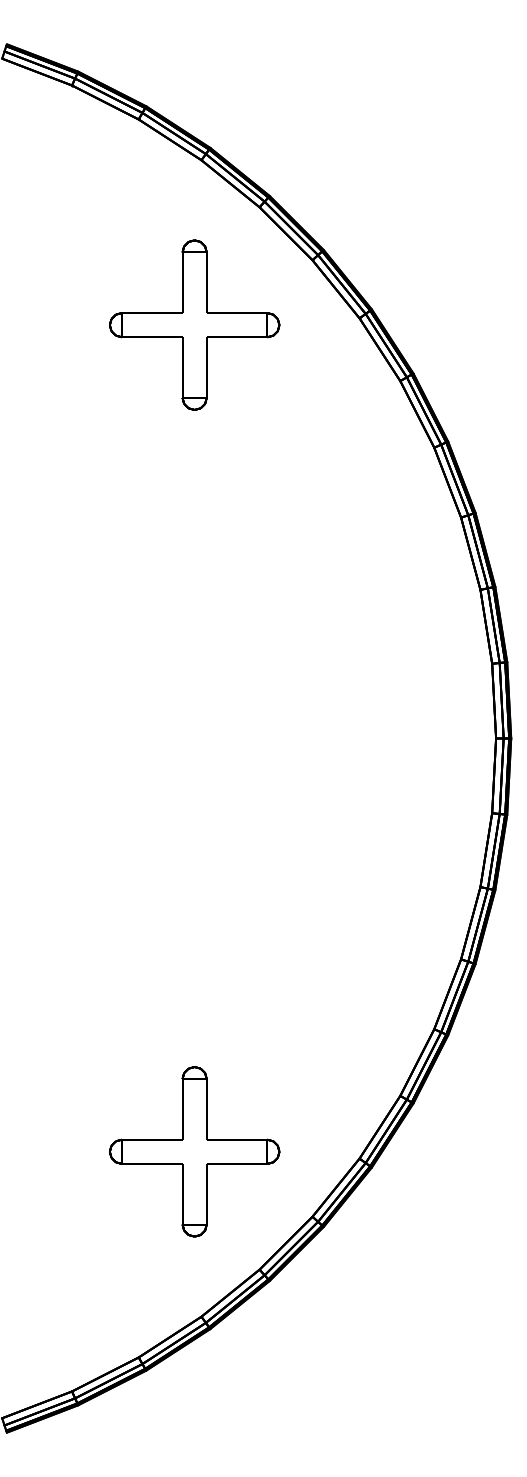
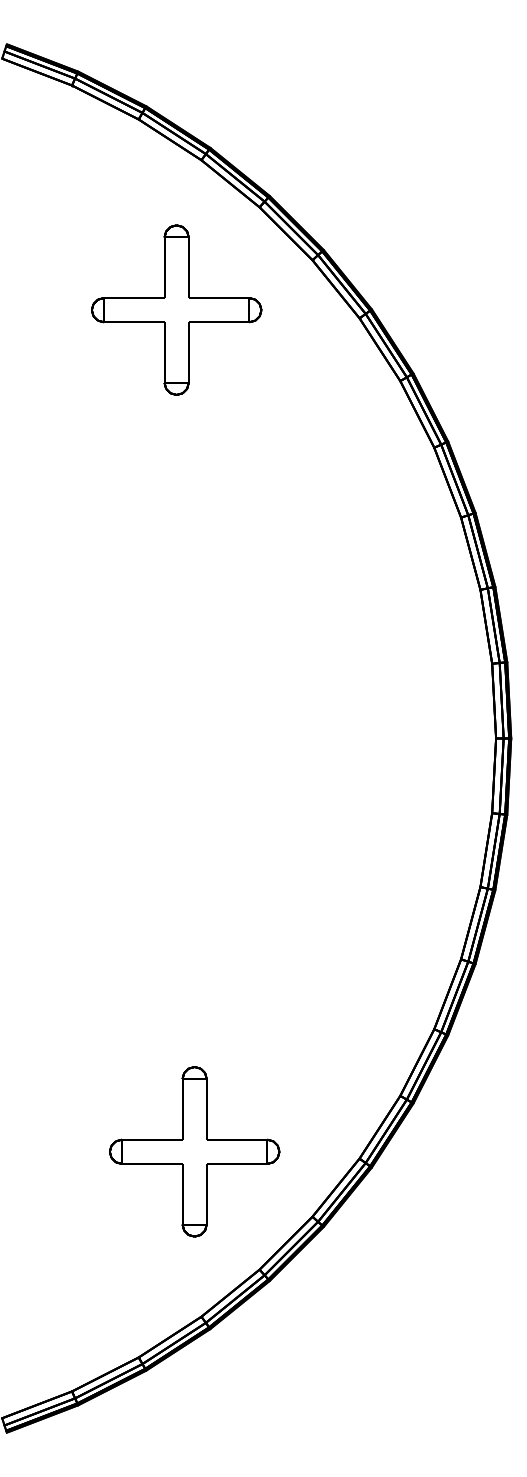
part position: (194, 324) -> (176, 309) (176, 309)
